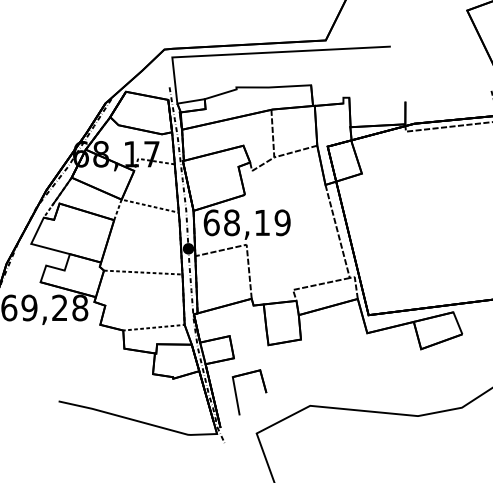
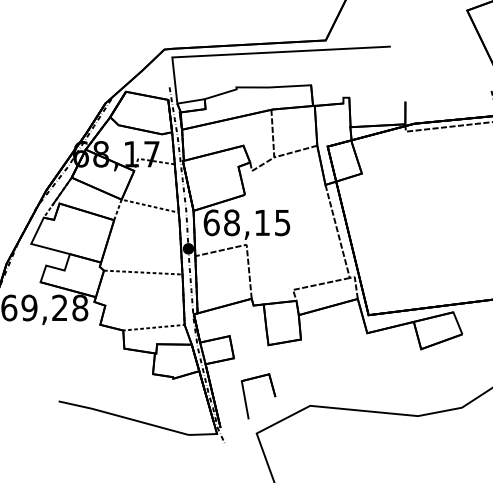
text: 68,19 -> 68,15 (282, 222)
part position: (237, 396) -> (246, 400) (246, 400)
